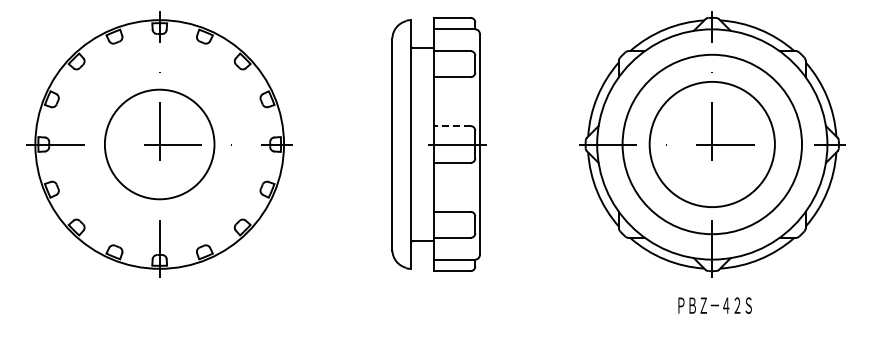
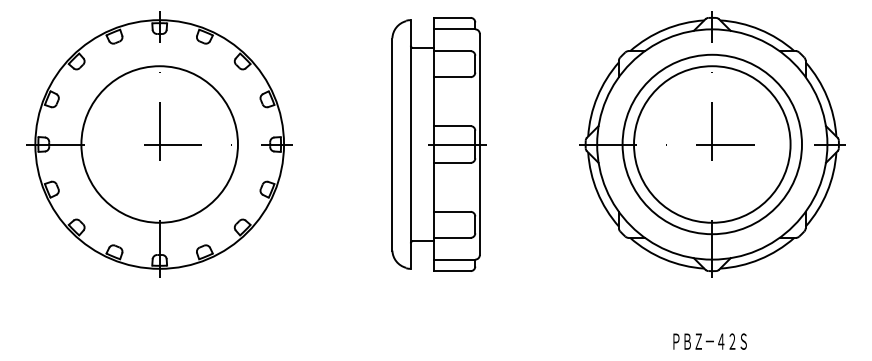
line: dashed -> solid (451, 126)
circle diameter: 110 px -> 157 px (159, 144)
circle diameter: 125 px -> 157 px (712, 144)
text position: (714, 305) -> (709, 341) (709, 341)
